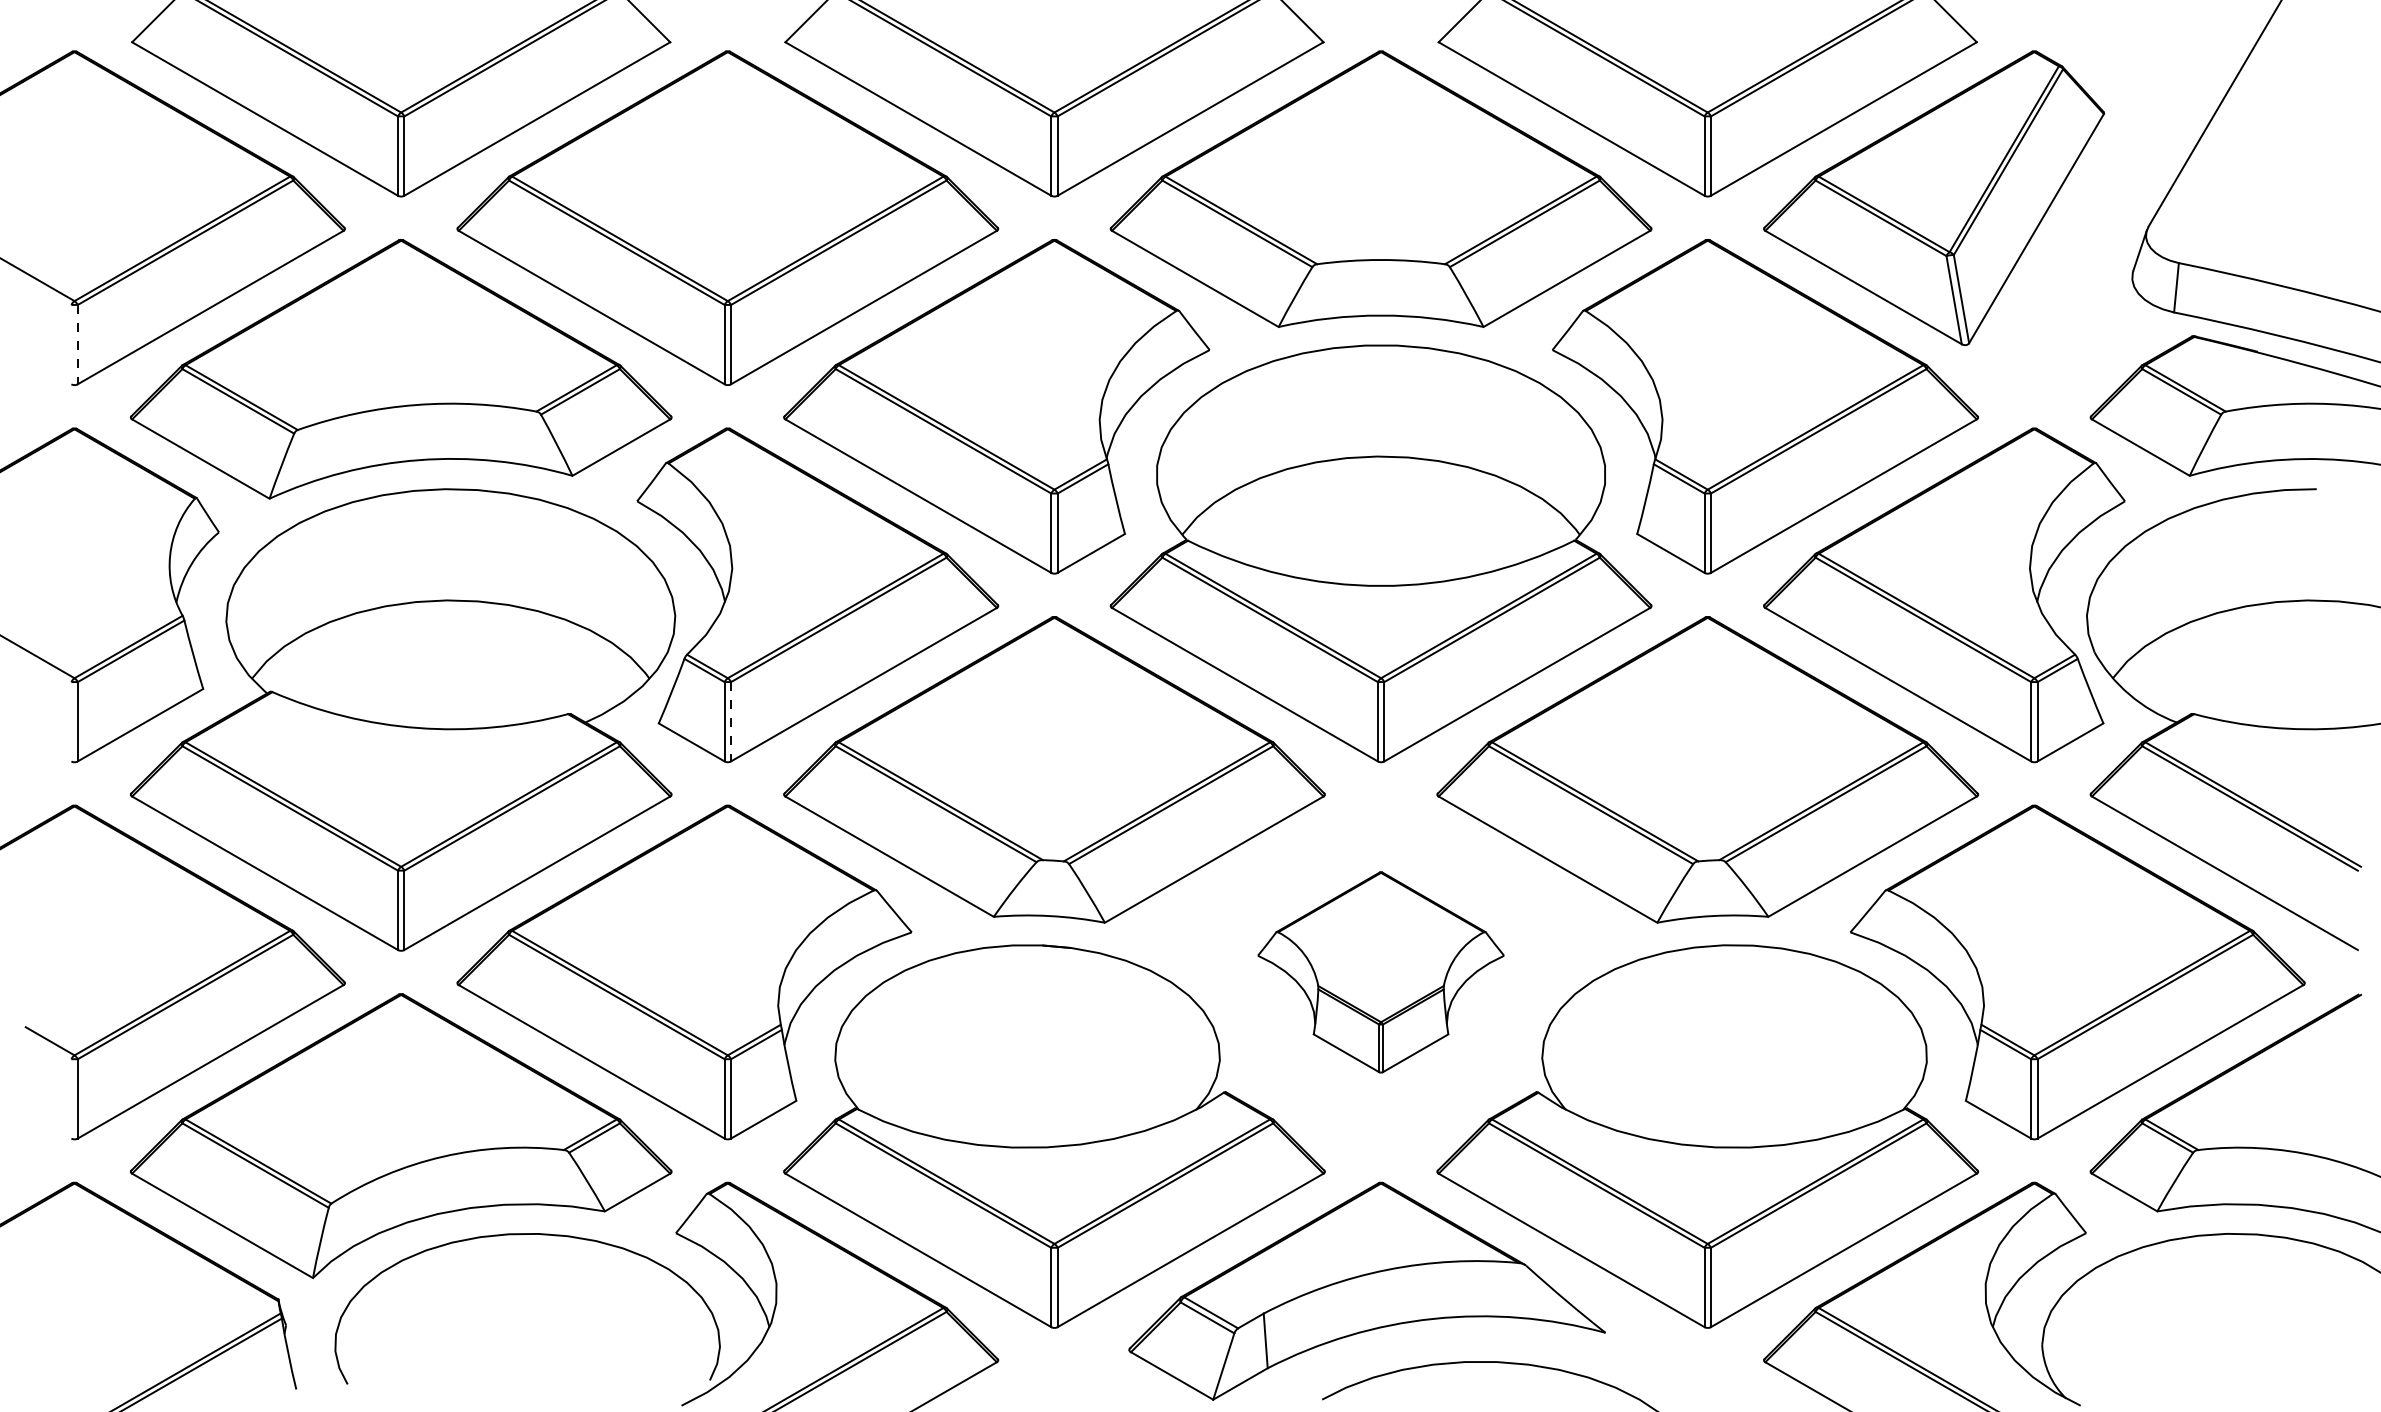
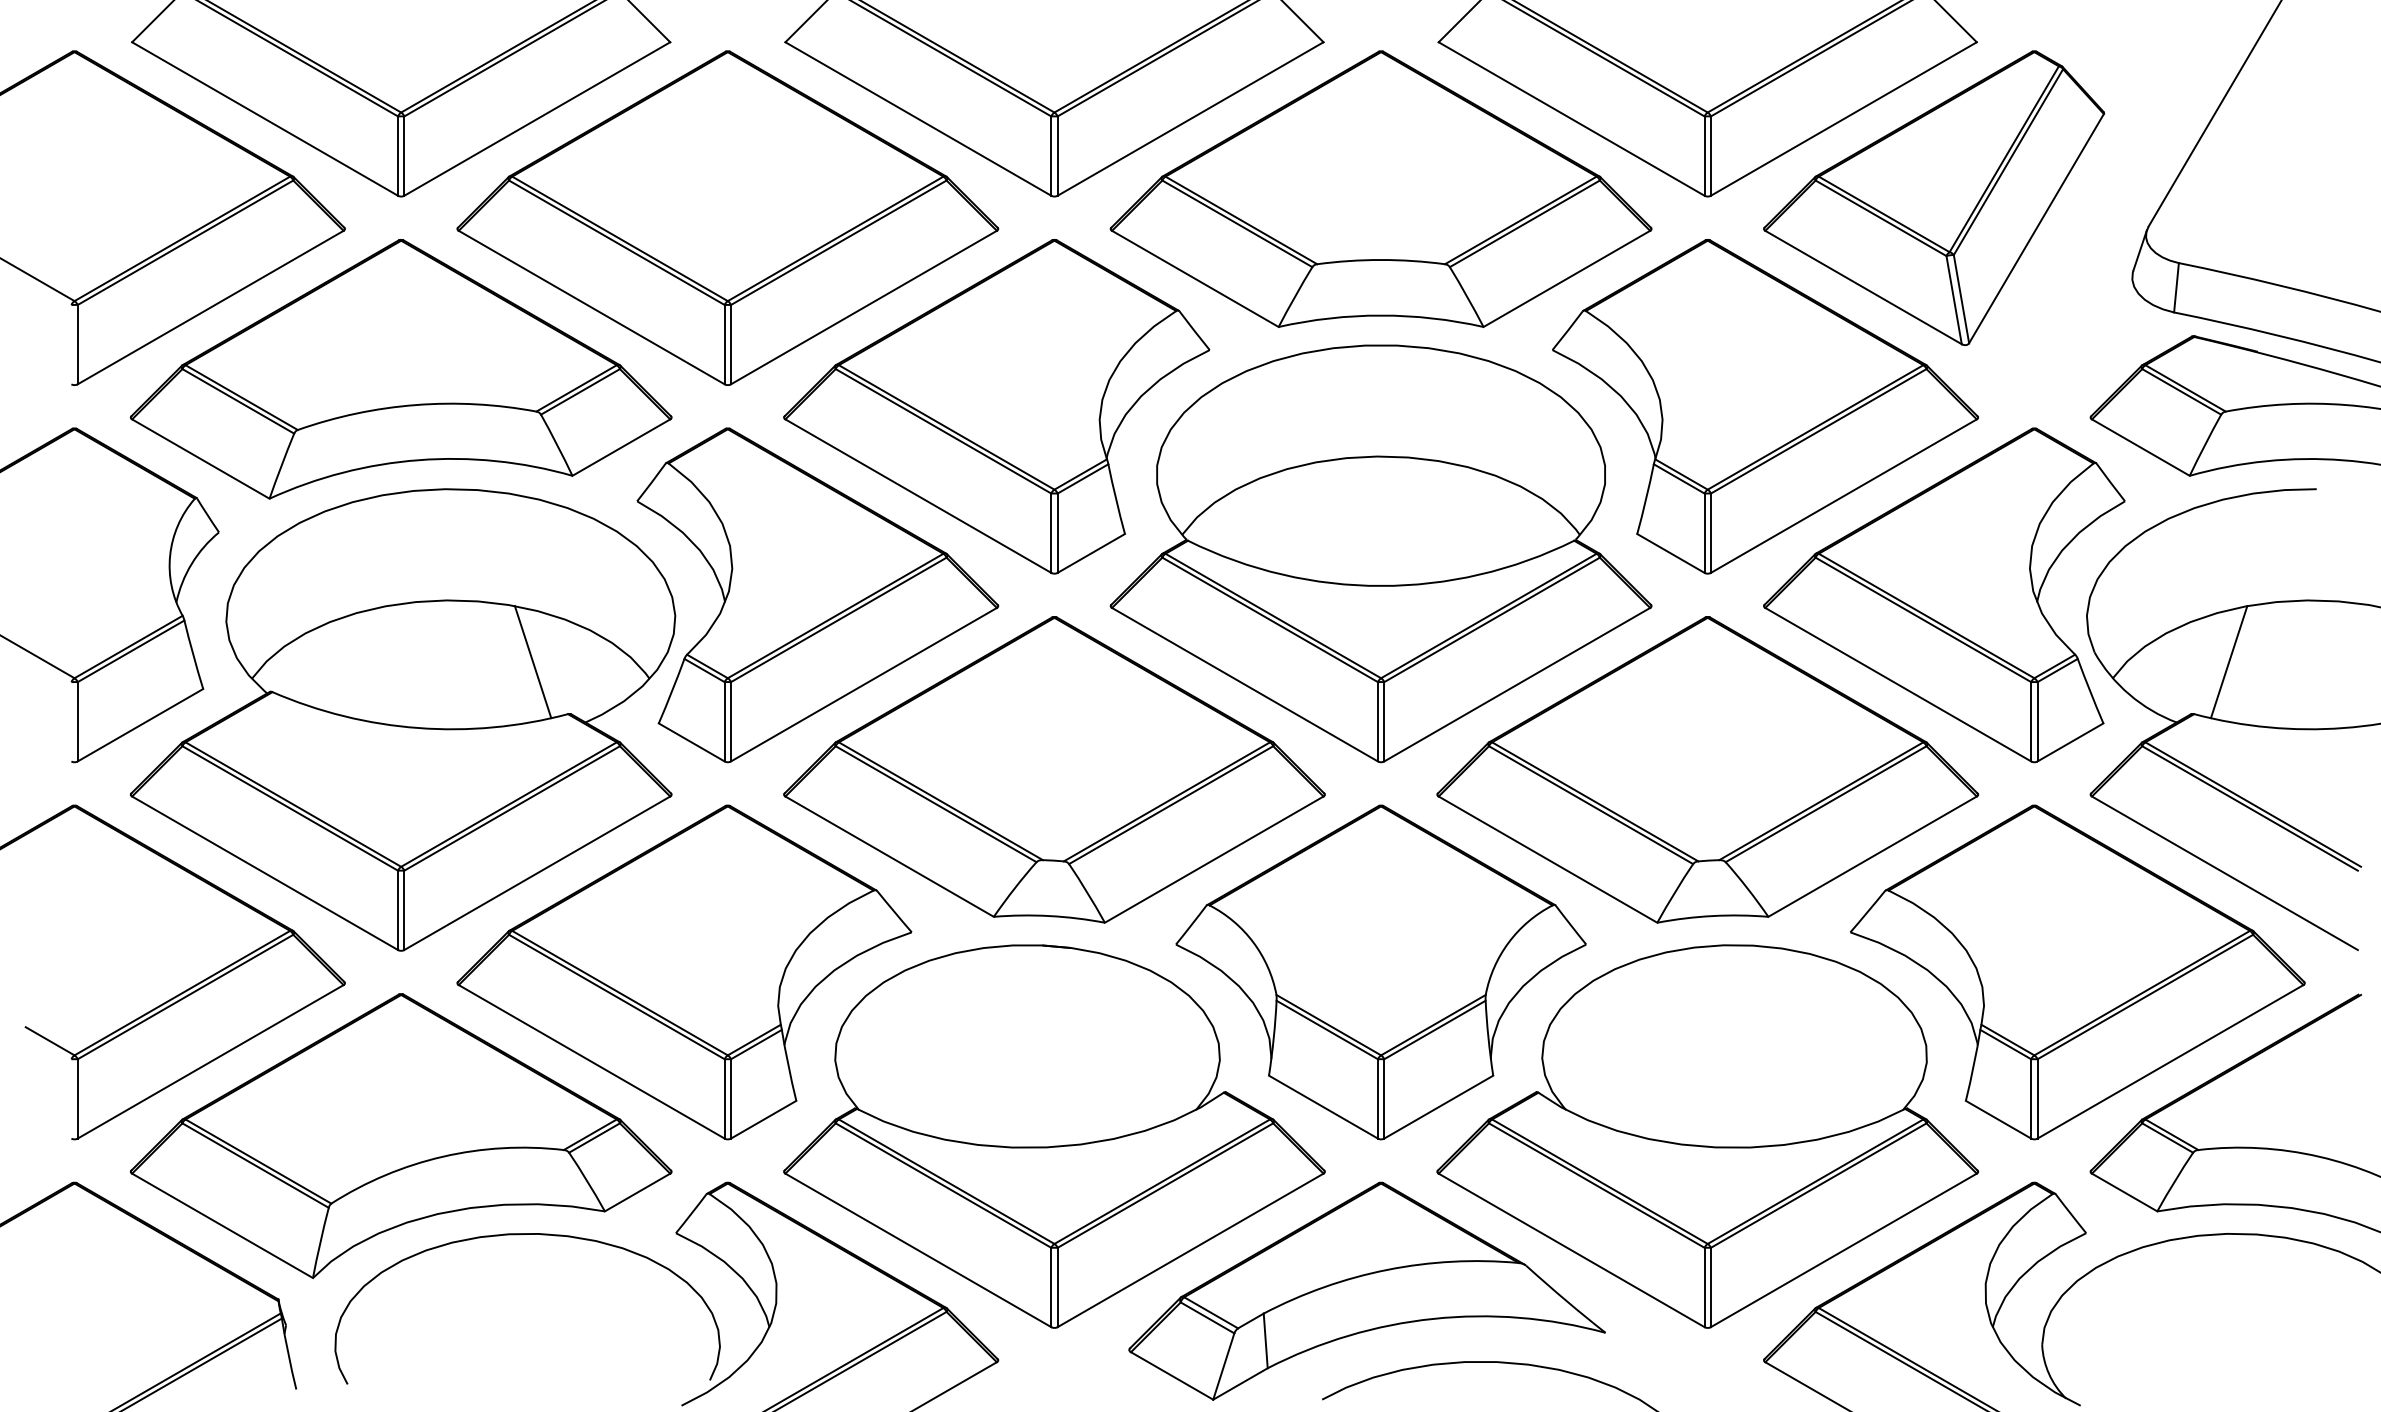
line: dashed -> solid (77, 344)
line: none -> present (532, 662)
line: none -> present (2228, 662)
line: dashed -> solid (730, 721)
part size: 248x203 px -> 412x337 px (1380, 972)
